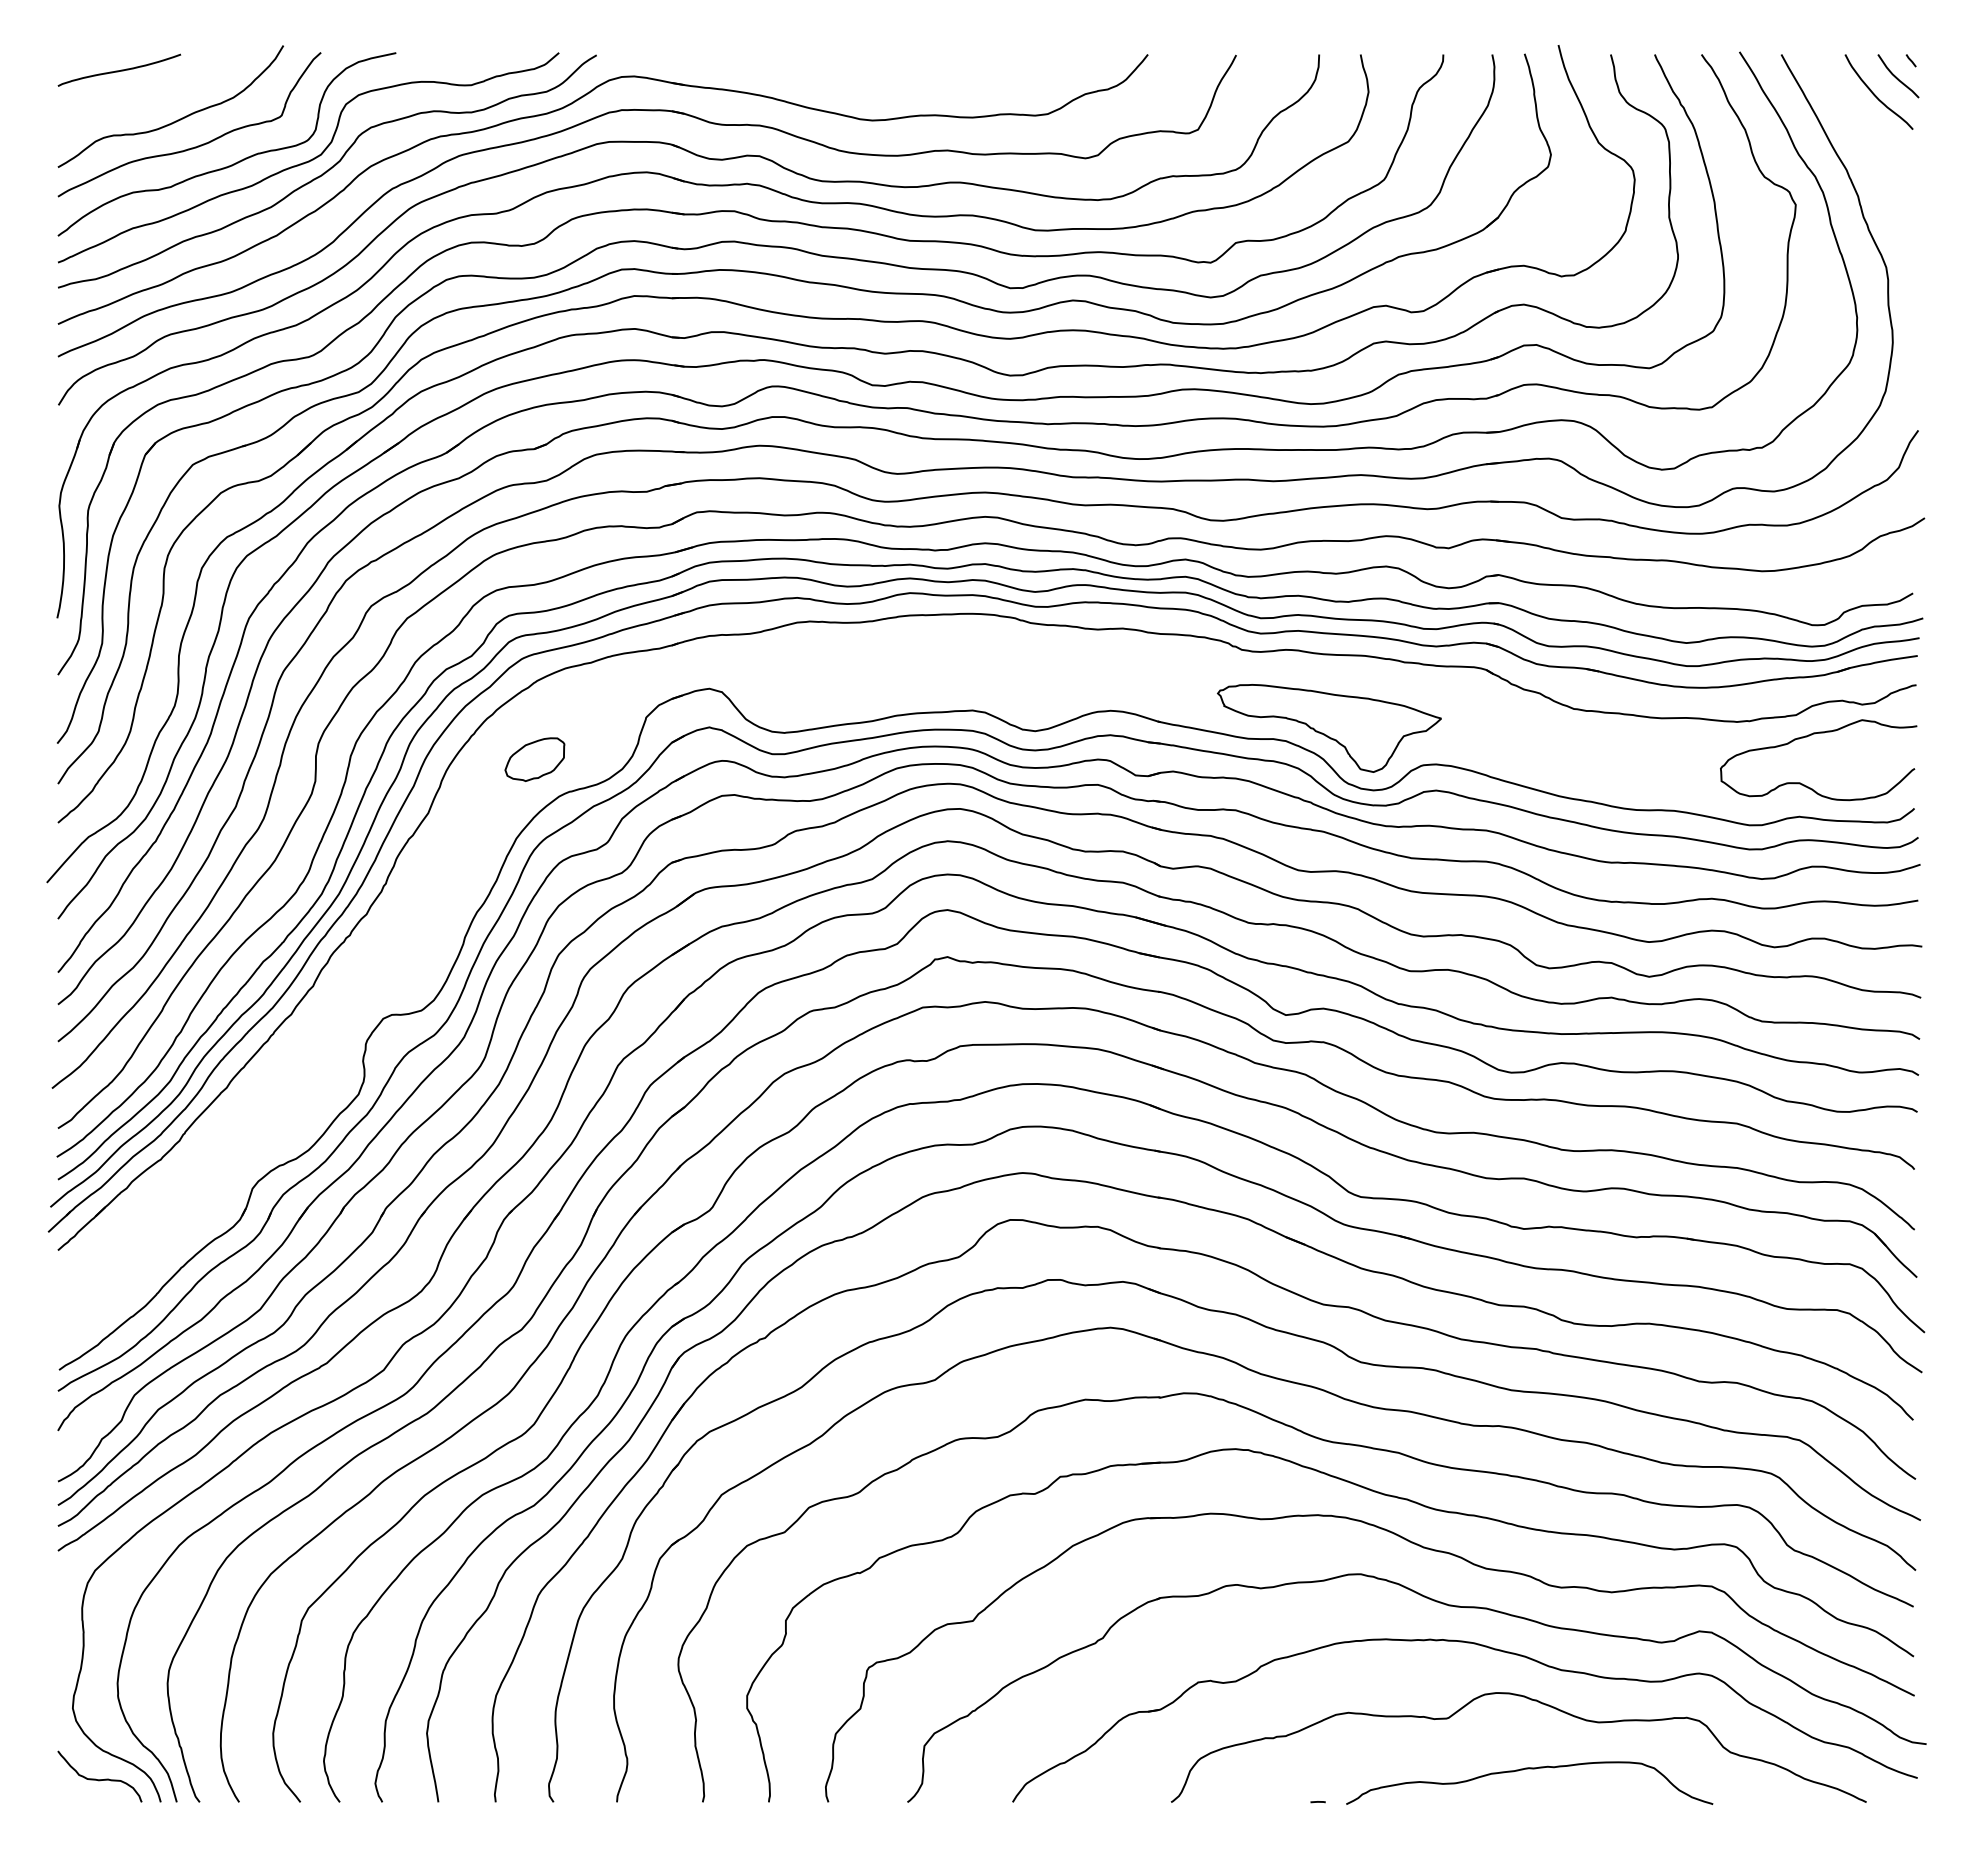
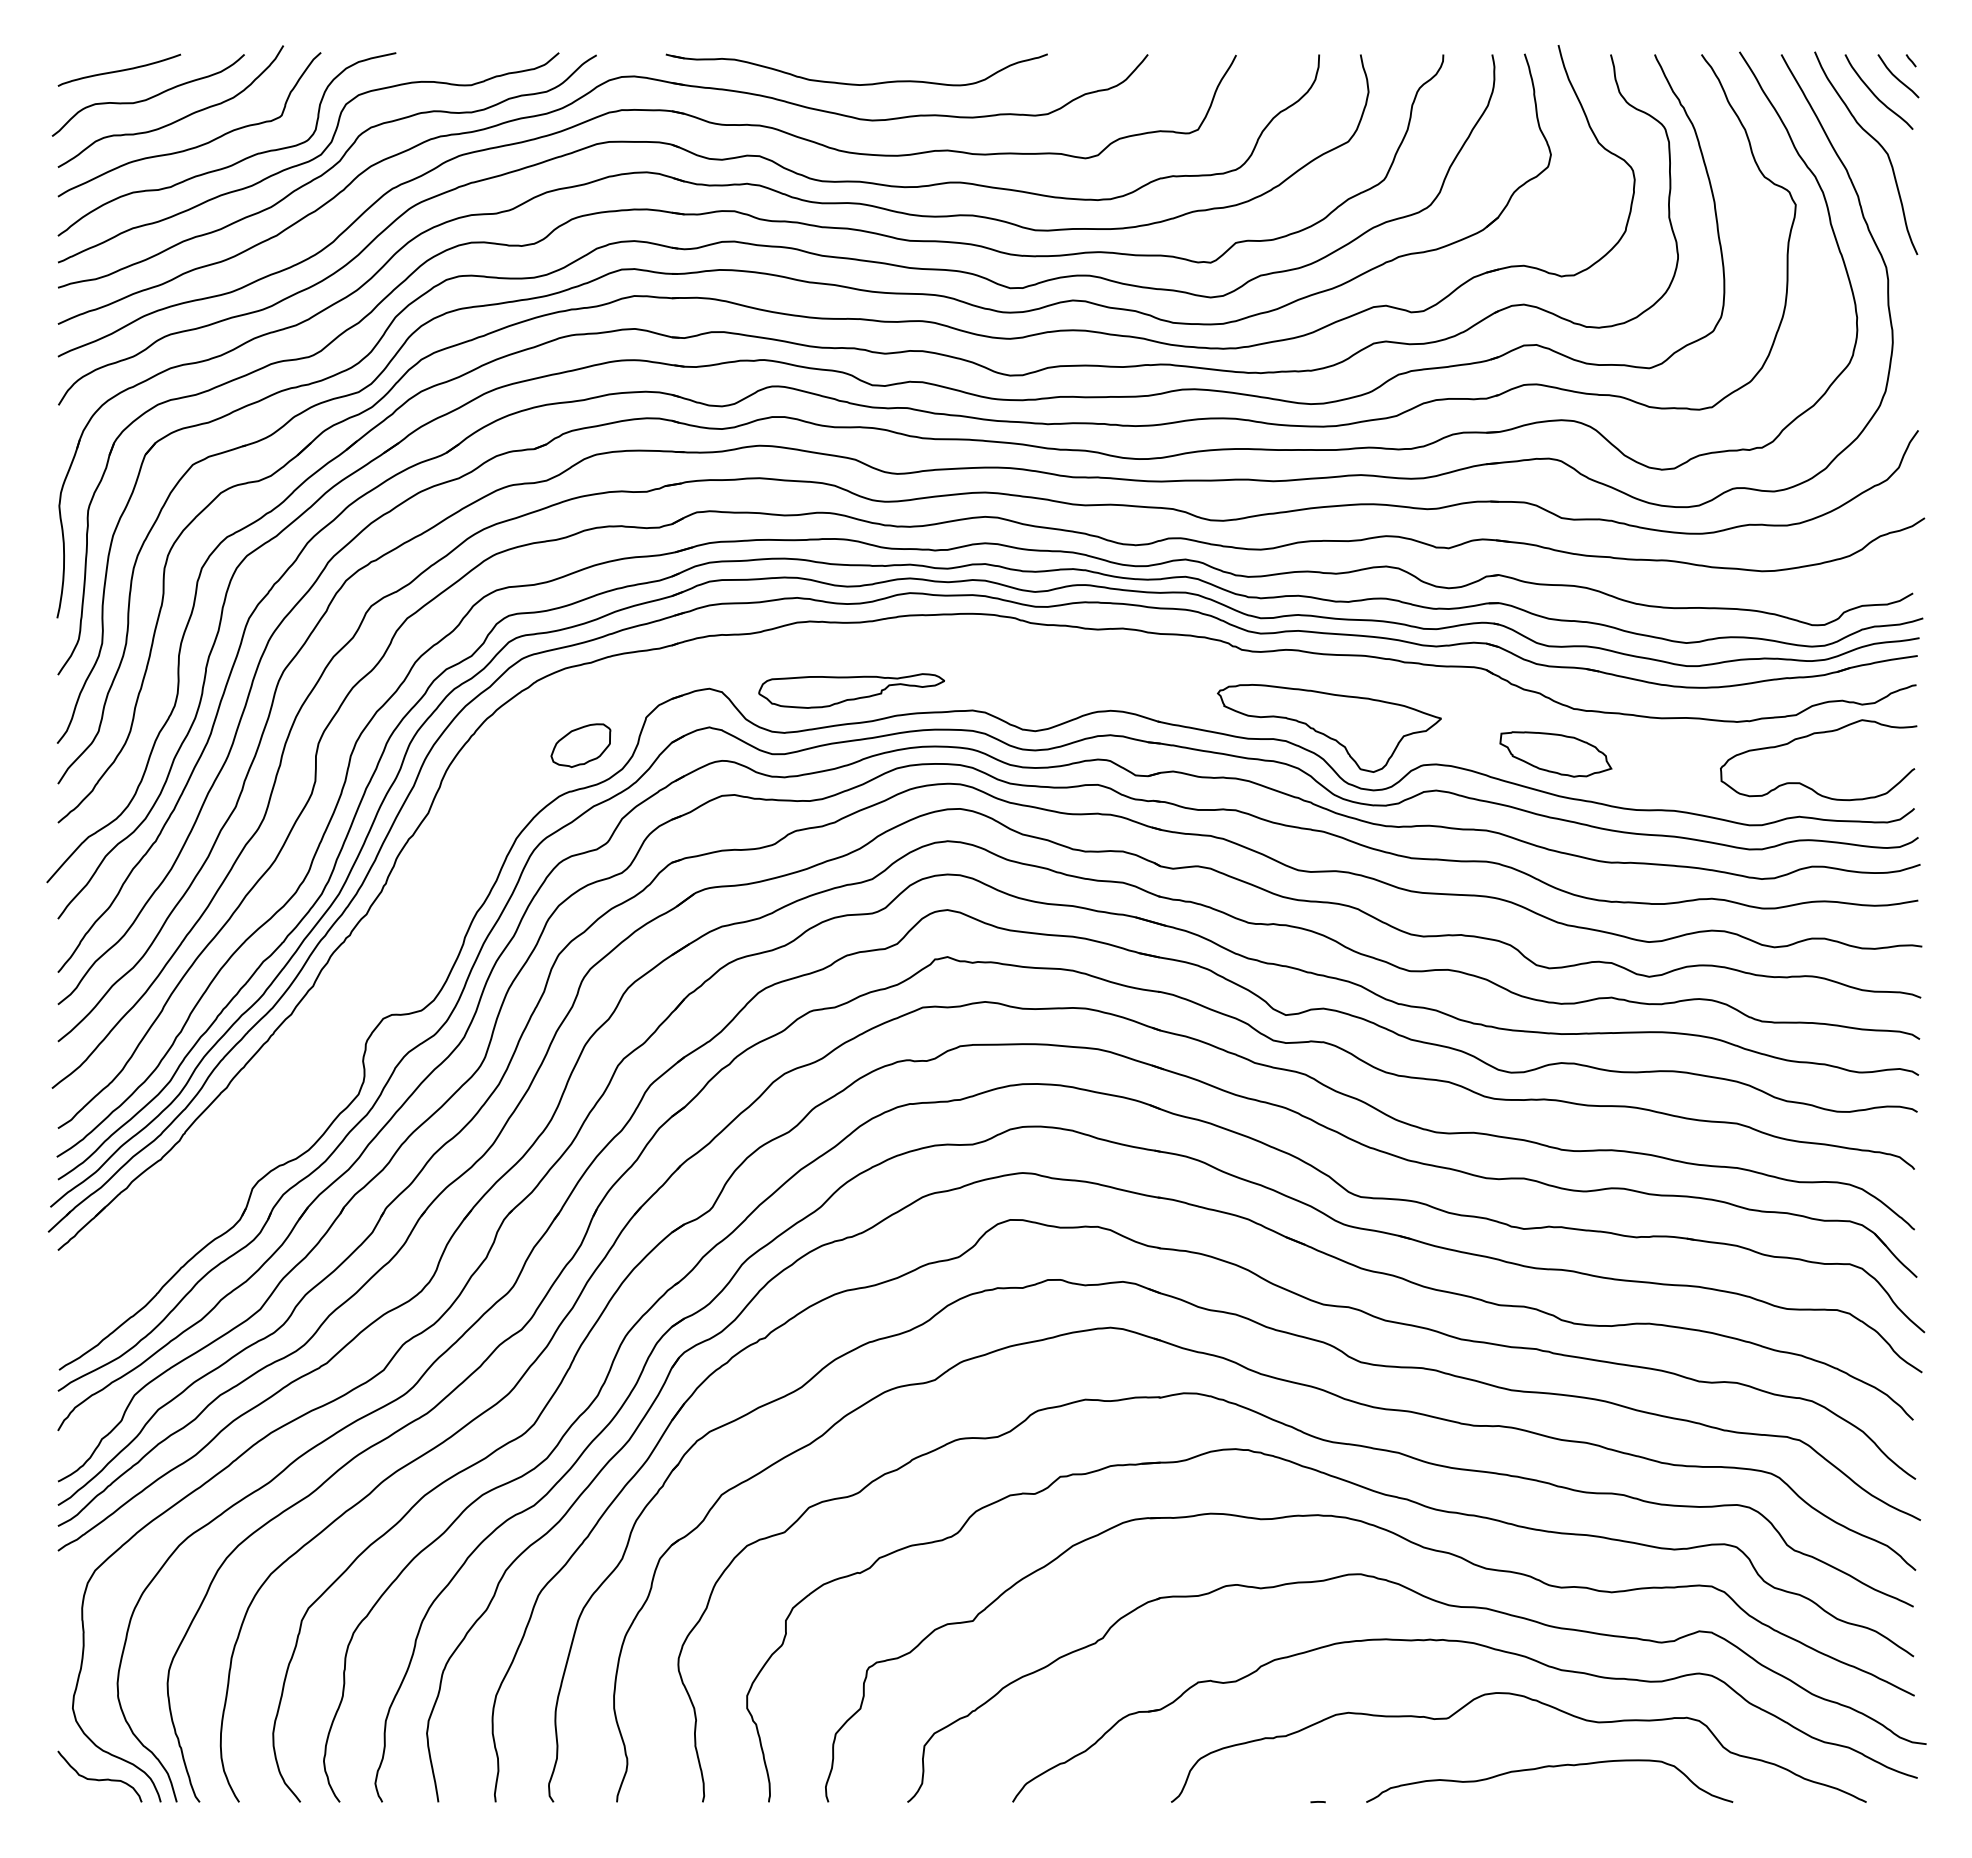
part: none -> present (855, 83)
curve: none -> present (149, 97)
curve: none -> present (1876, 142)
part: none -> present (851, 690)
part: none -> present (1555, 754)
part position: (534, 759) -> (580, 745) (580, 745)
curve position: (1529, 1769) -> (1549, 1767) (1549, 1767)
